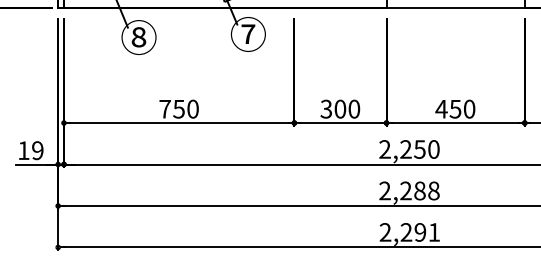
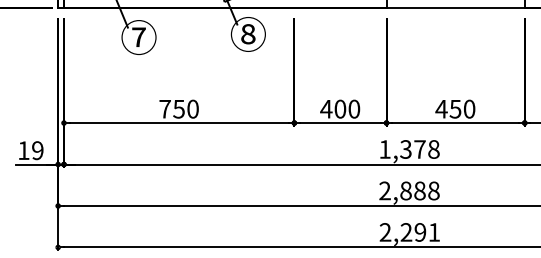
text: ⑦ -> ⑧ (248, 34)
text: ⑧ -> ⑦ (138, 37)
text: 300 -> 400 (326, 108)
text: 2,250 -> 1,378 (409, 149)
text: 2,288 -> 2,888 (405, 190)
